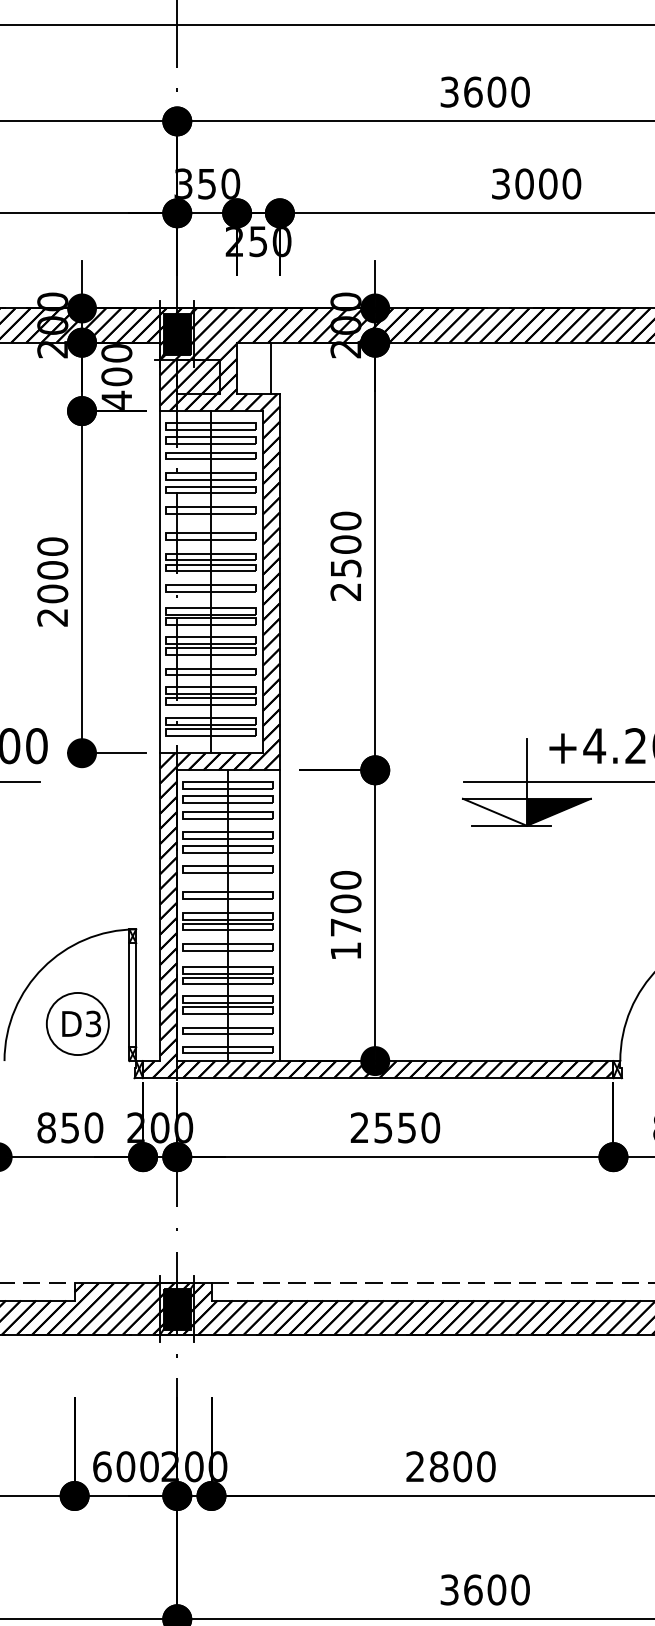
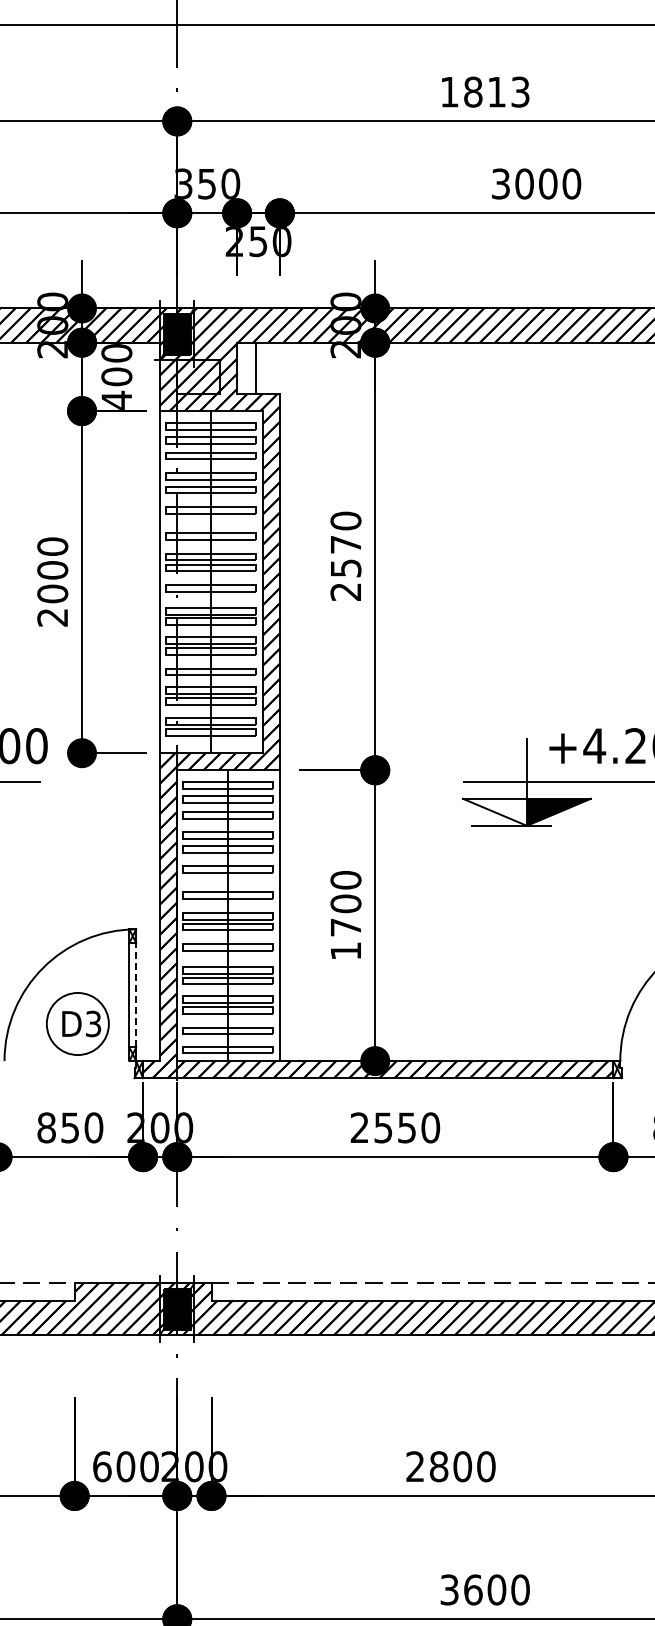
text: 3600 -> 1813 (484, 91)
line position: (271, 368) -> (256, 368) (256, 368)
text: 2500 -> 2570 (345, 544)
line: solid -> dashed (136, 994)
